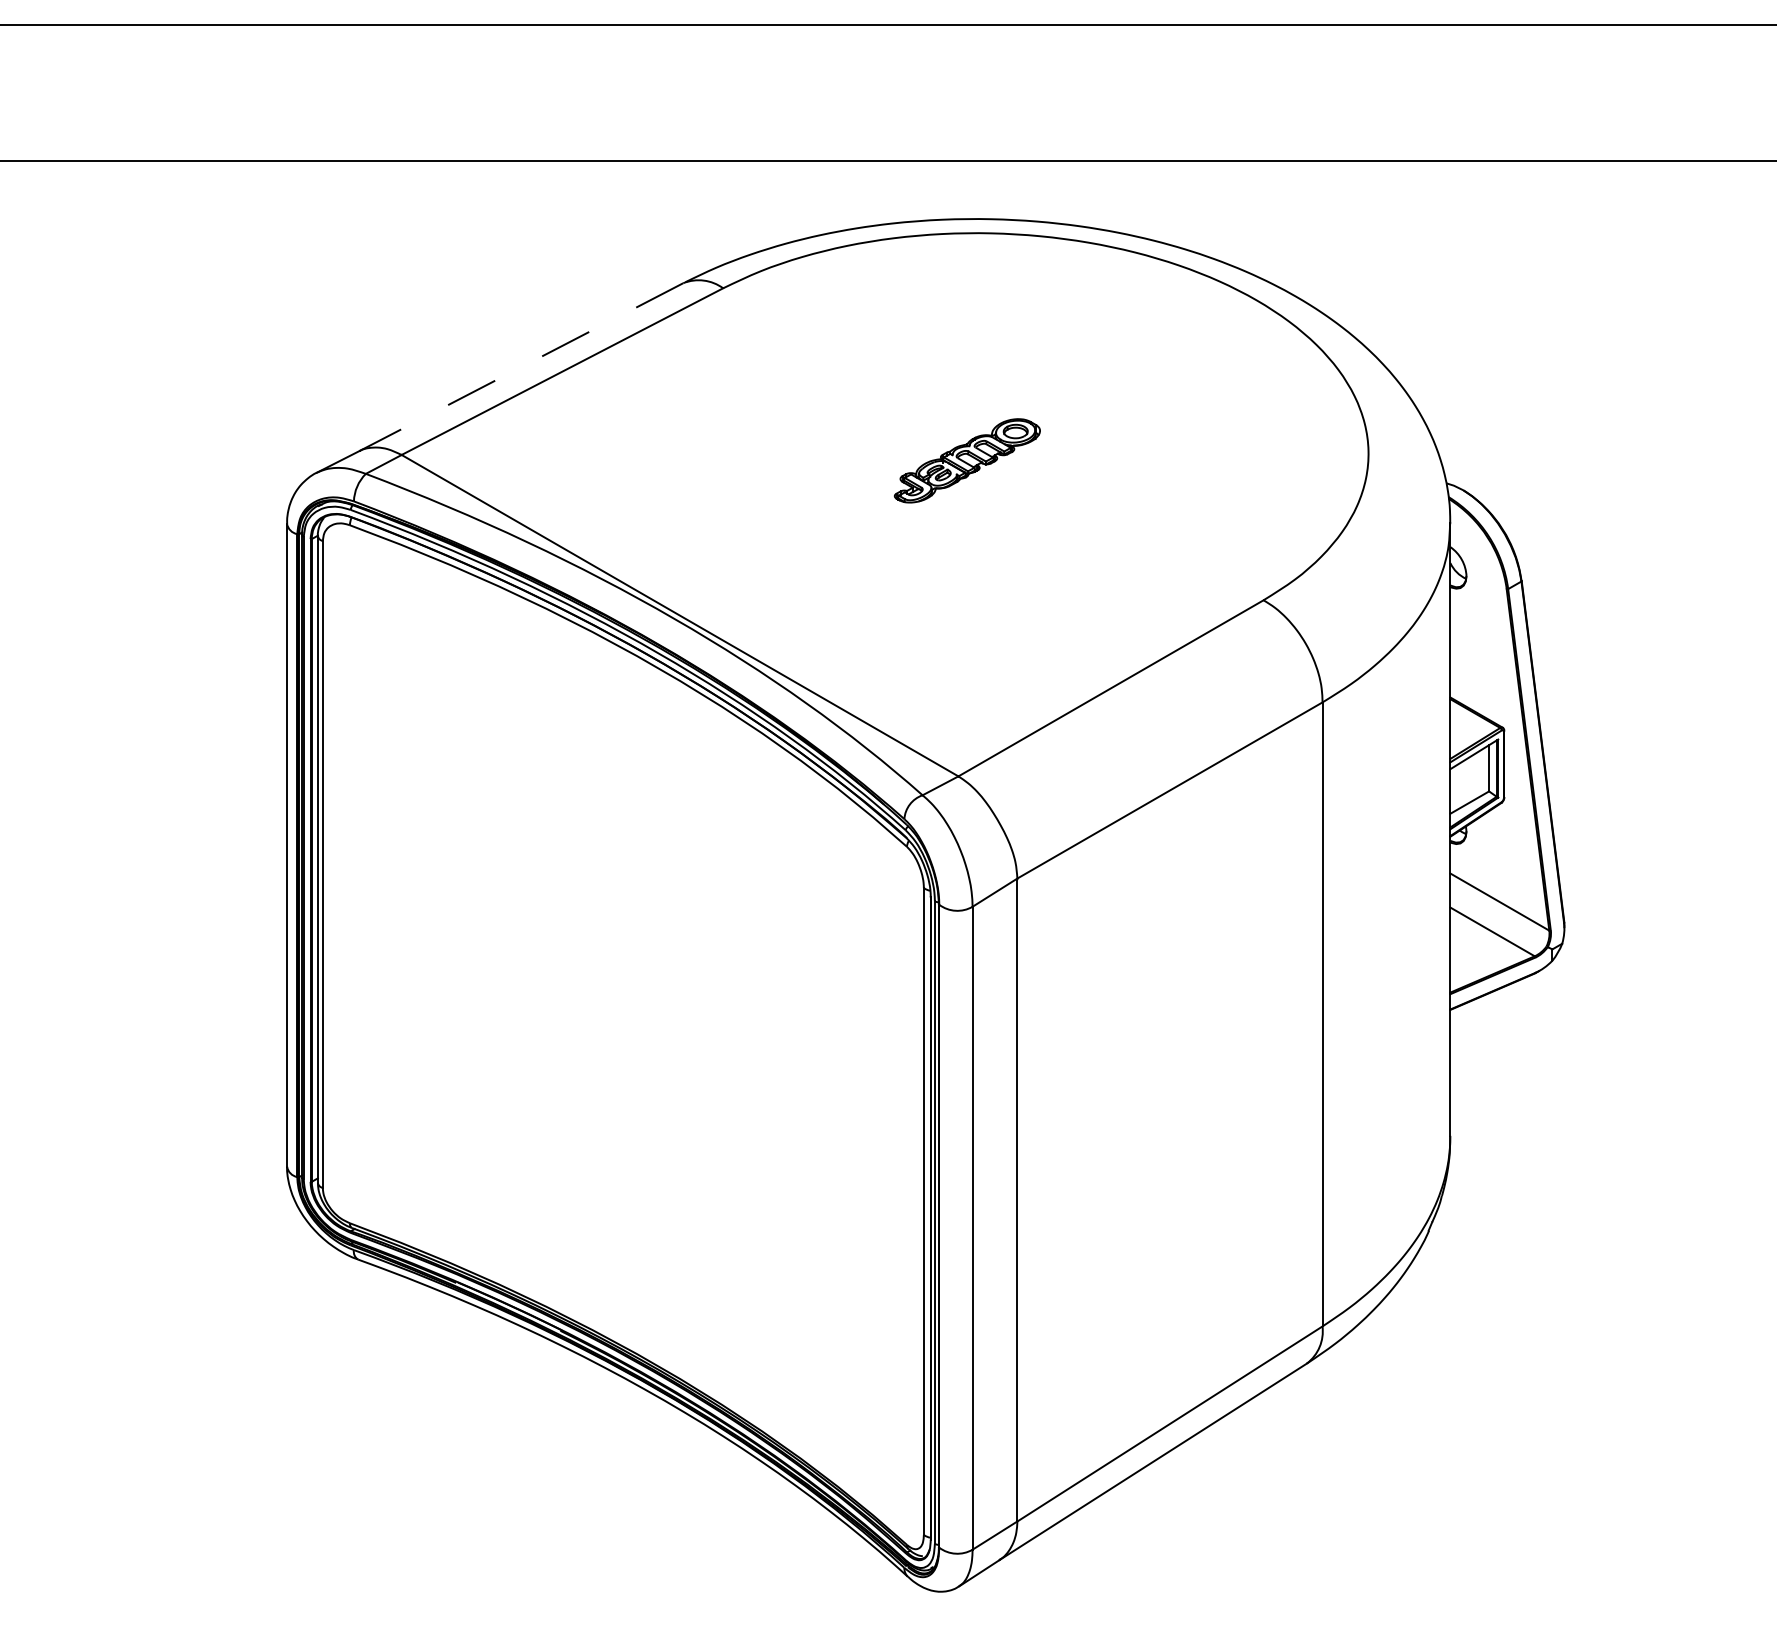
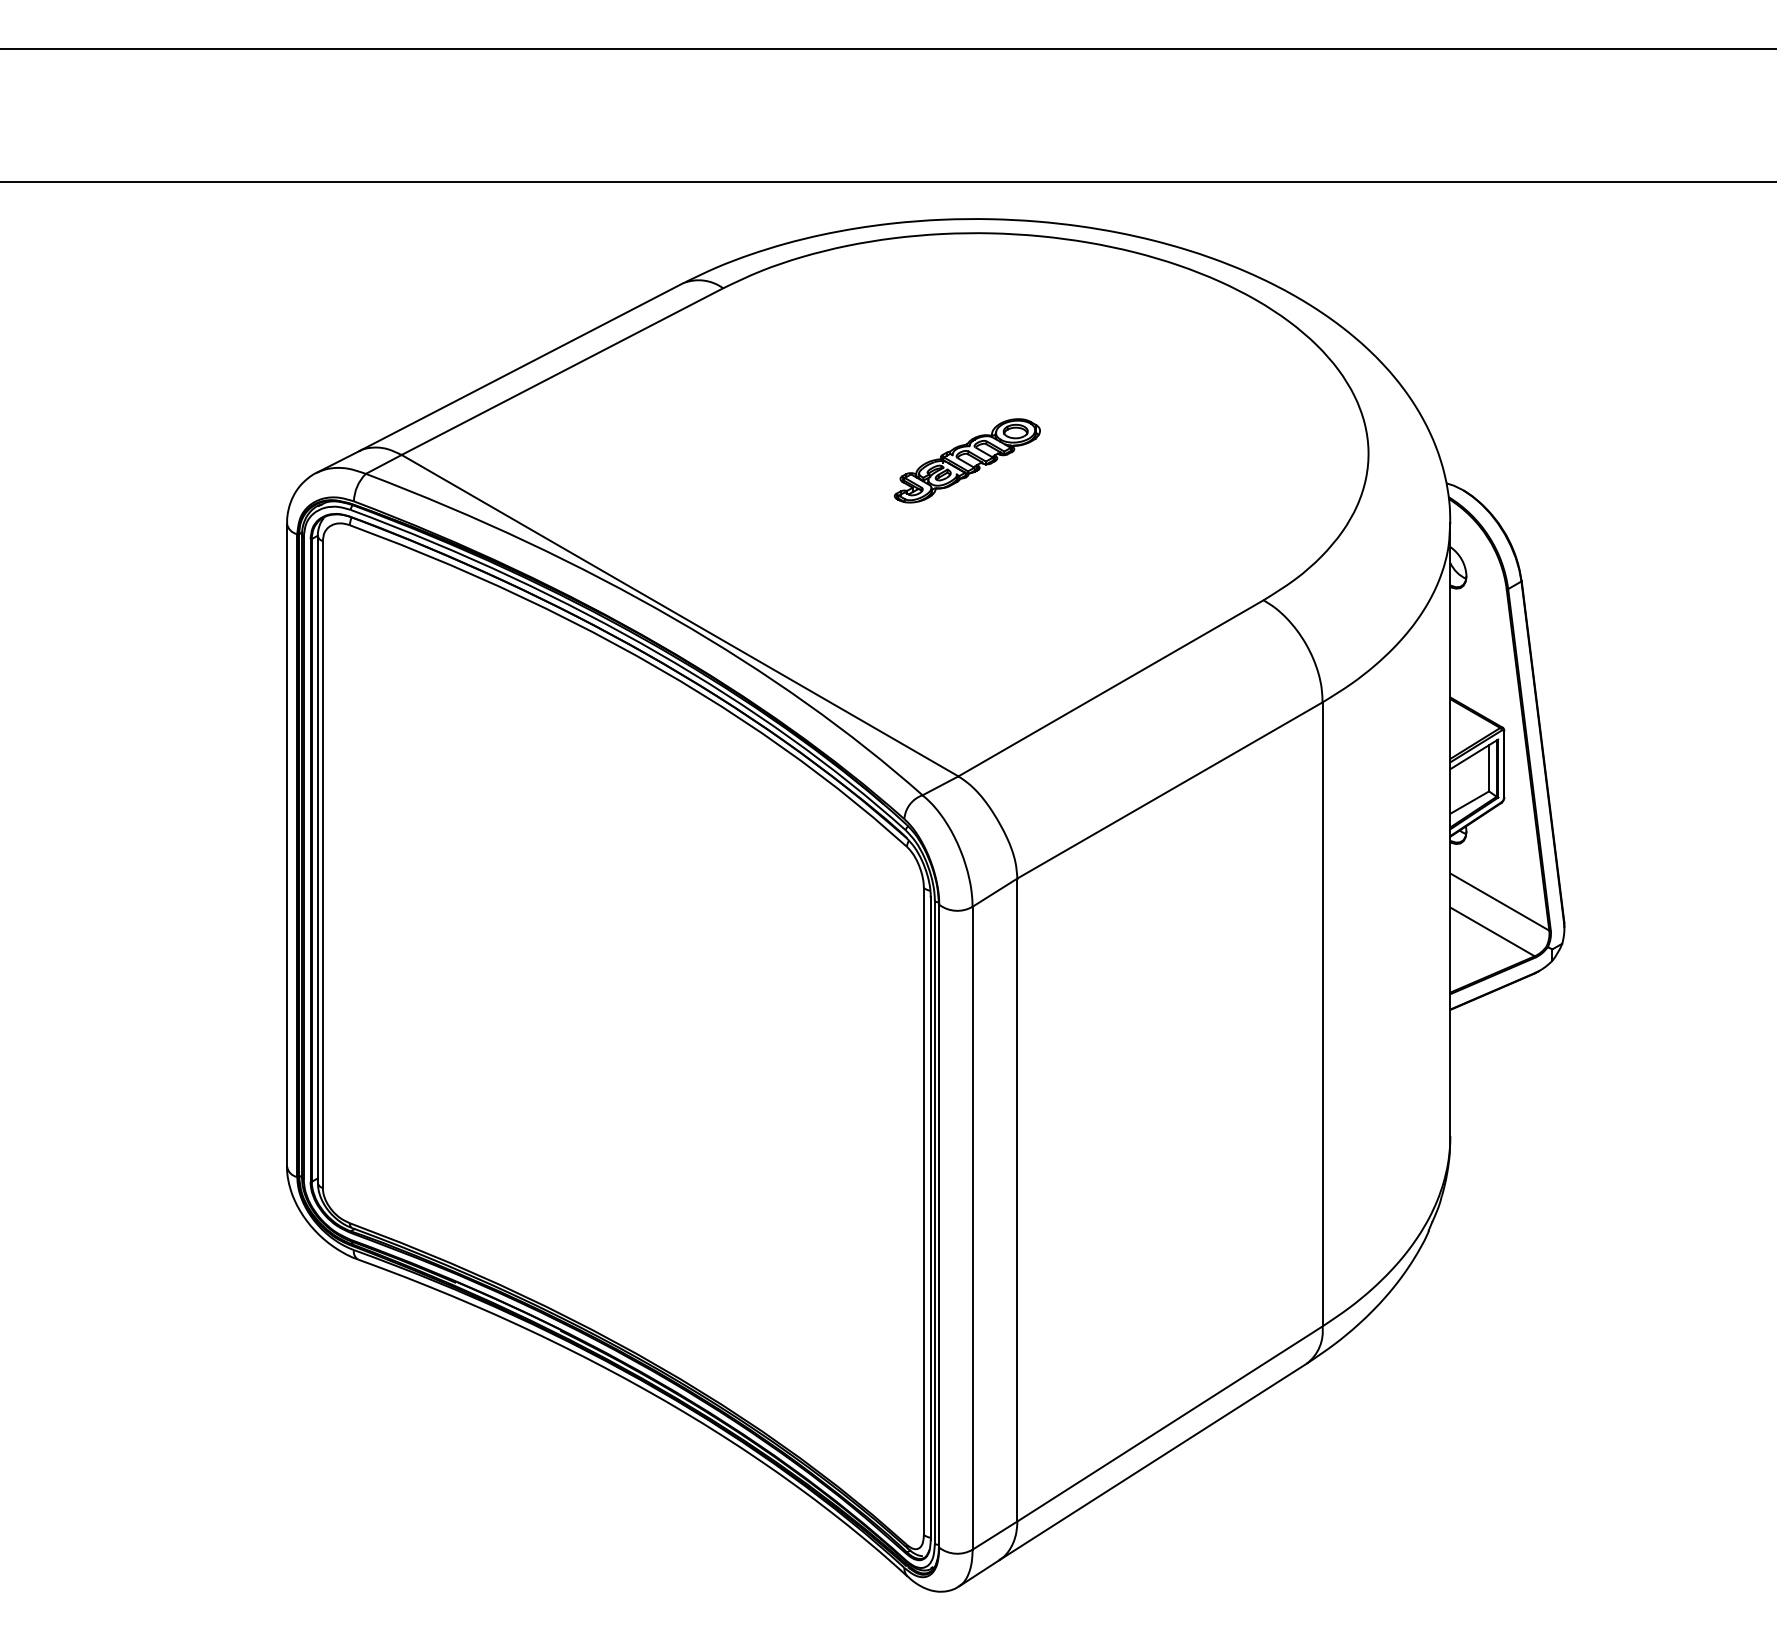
line position: (887, 25) -> (887, 49) (887, 49)
line position: (887, 160) -> (887, 181) (887, 181)
line: dashed -> solid (520, 367)
